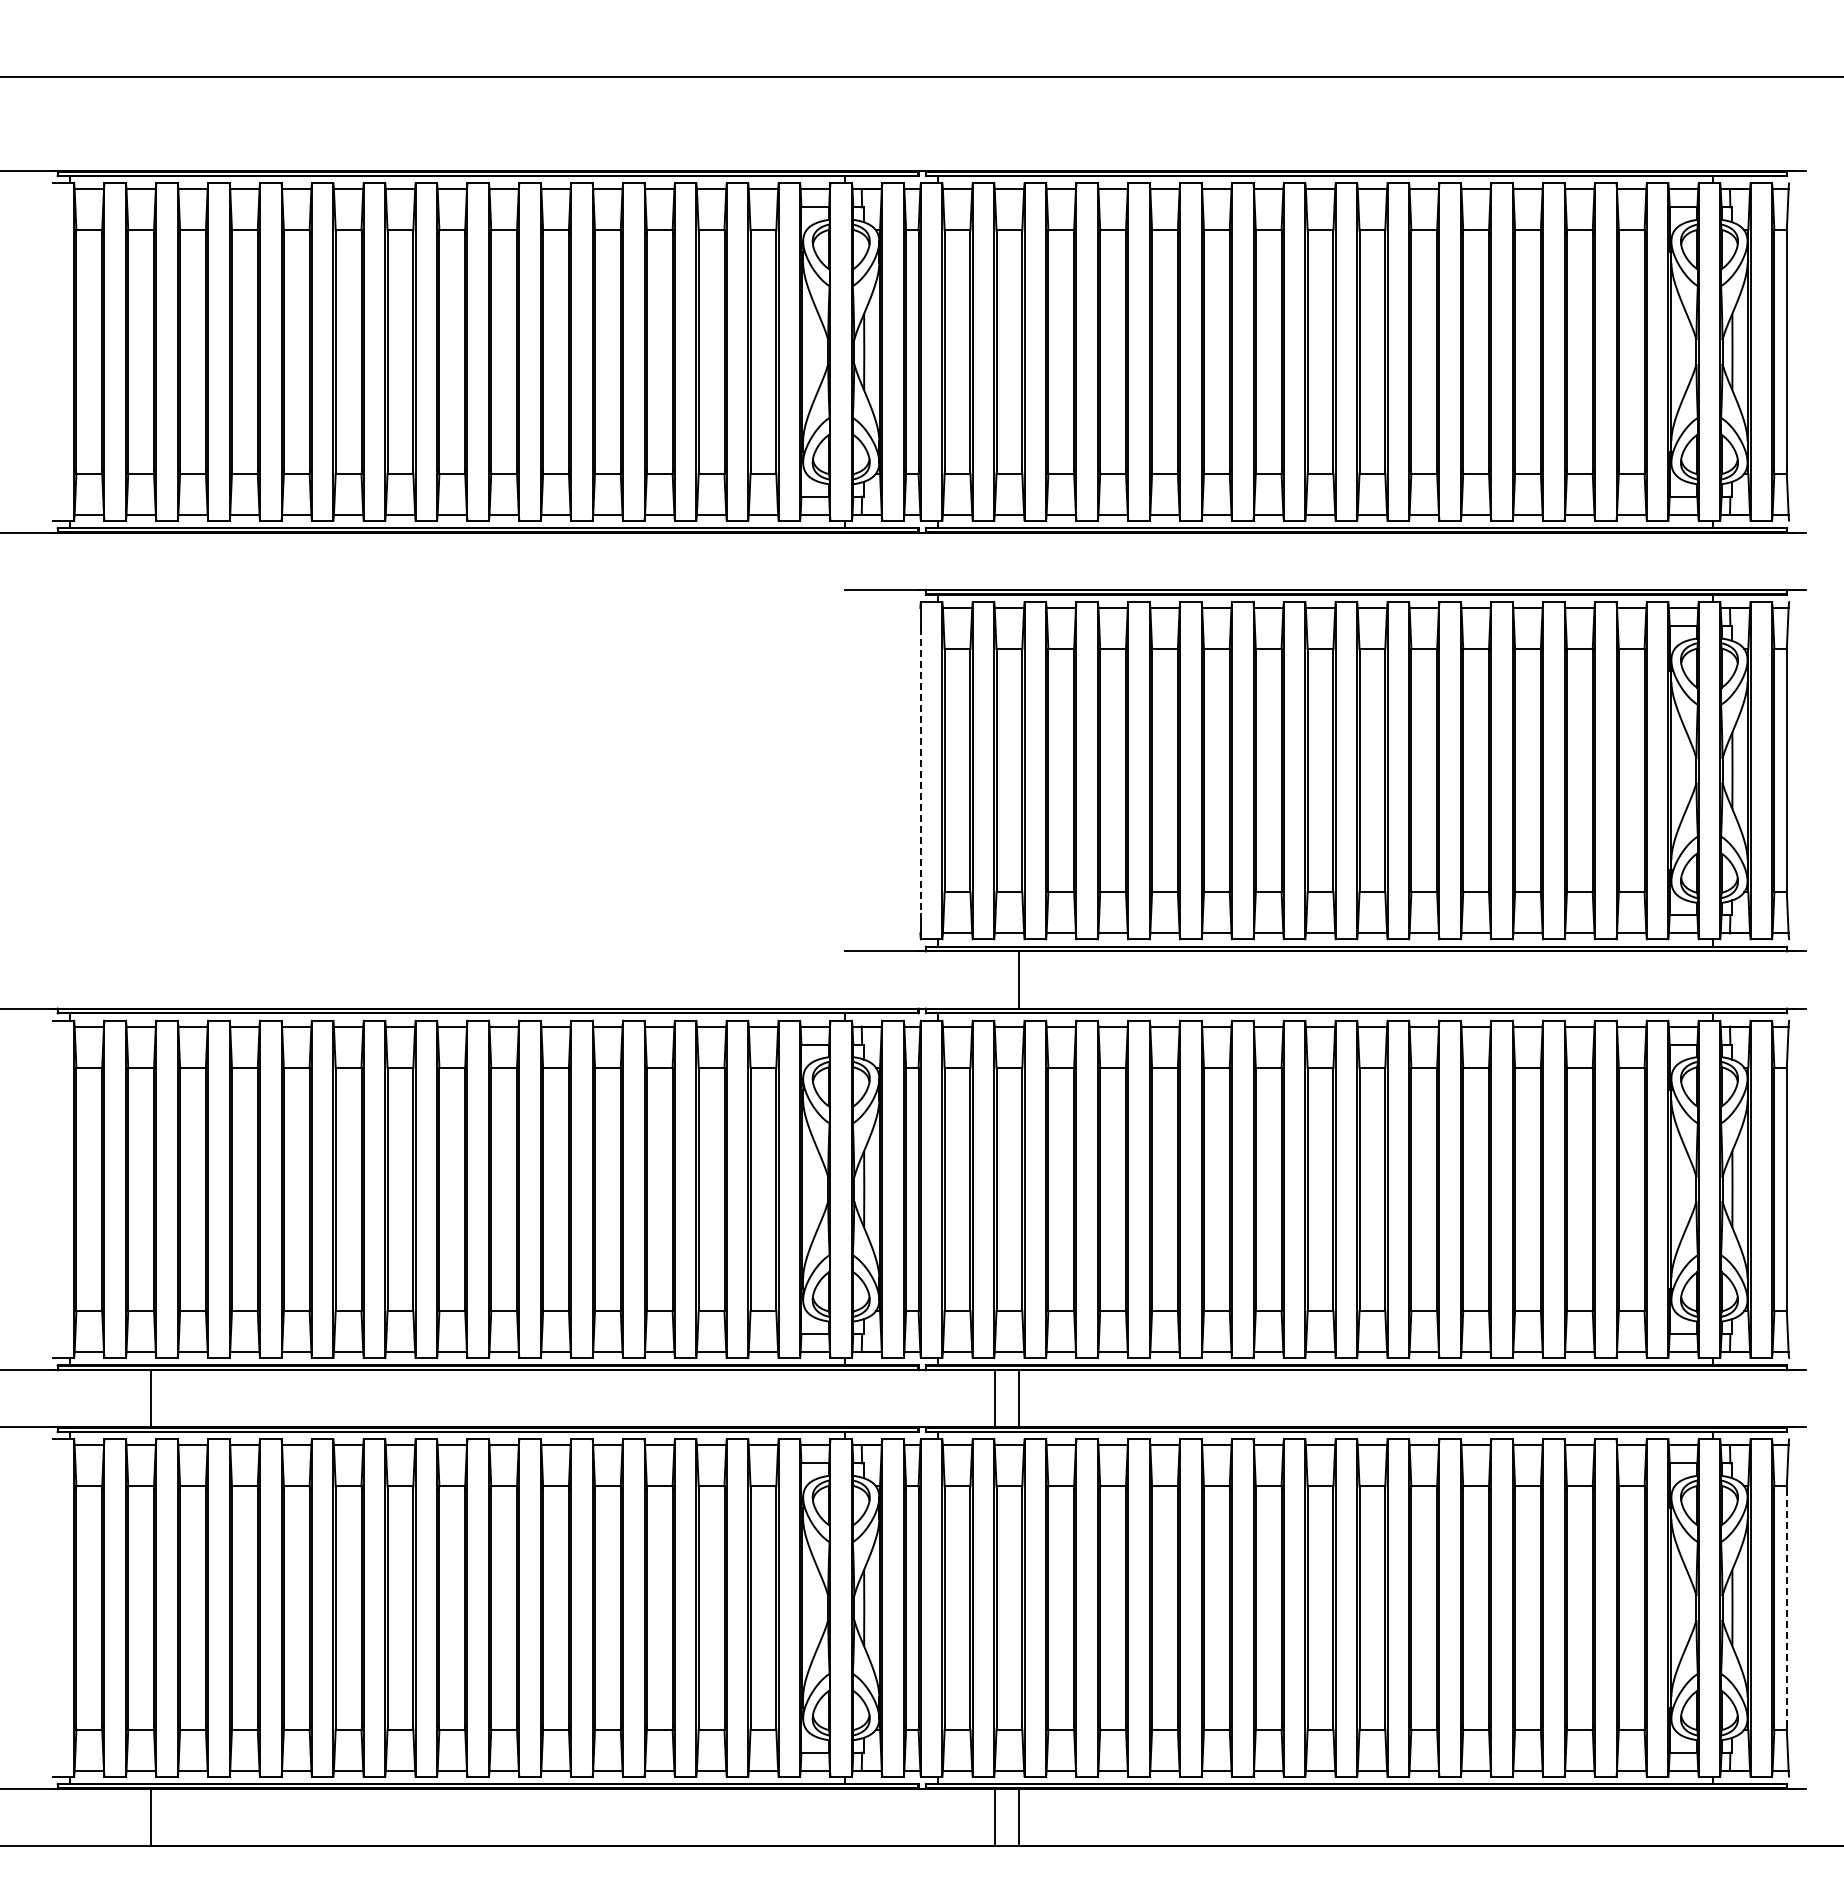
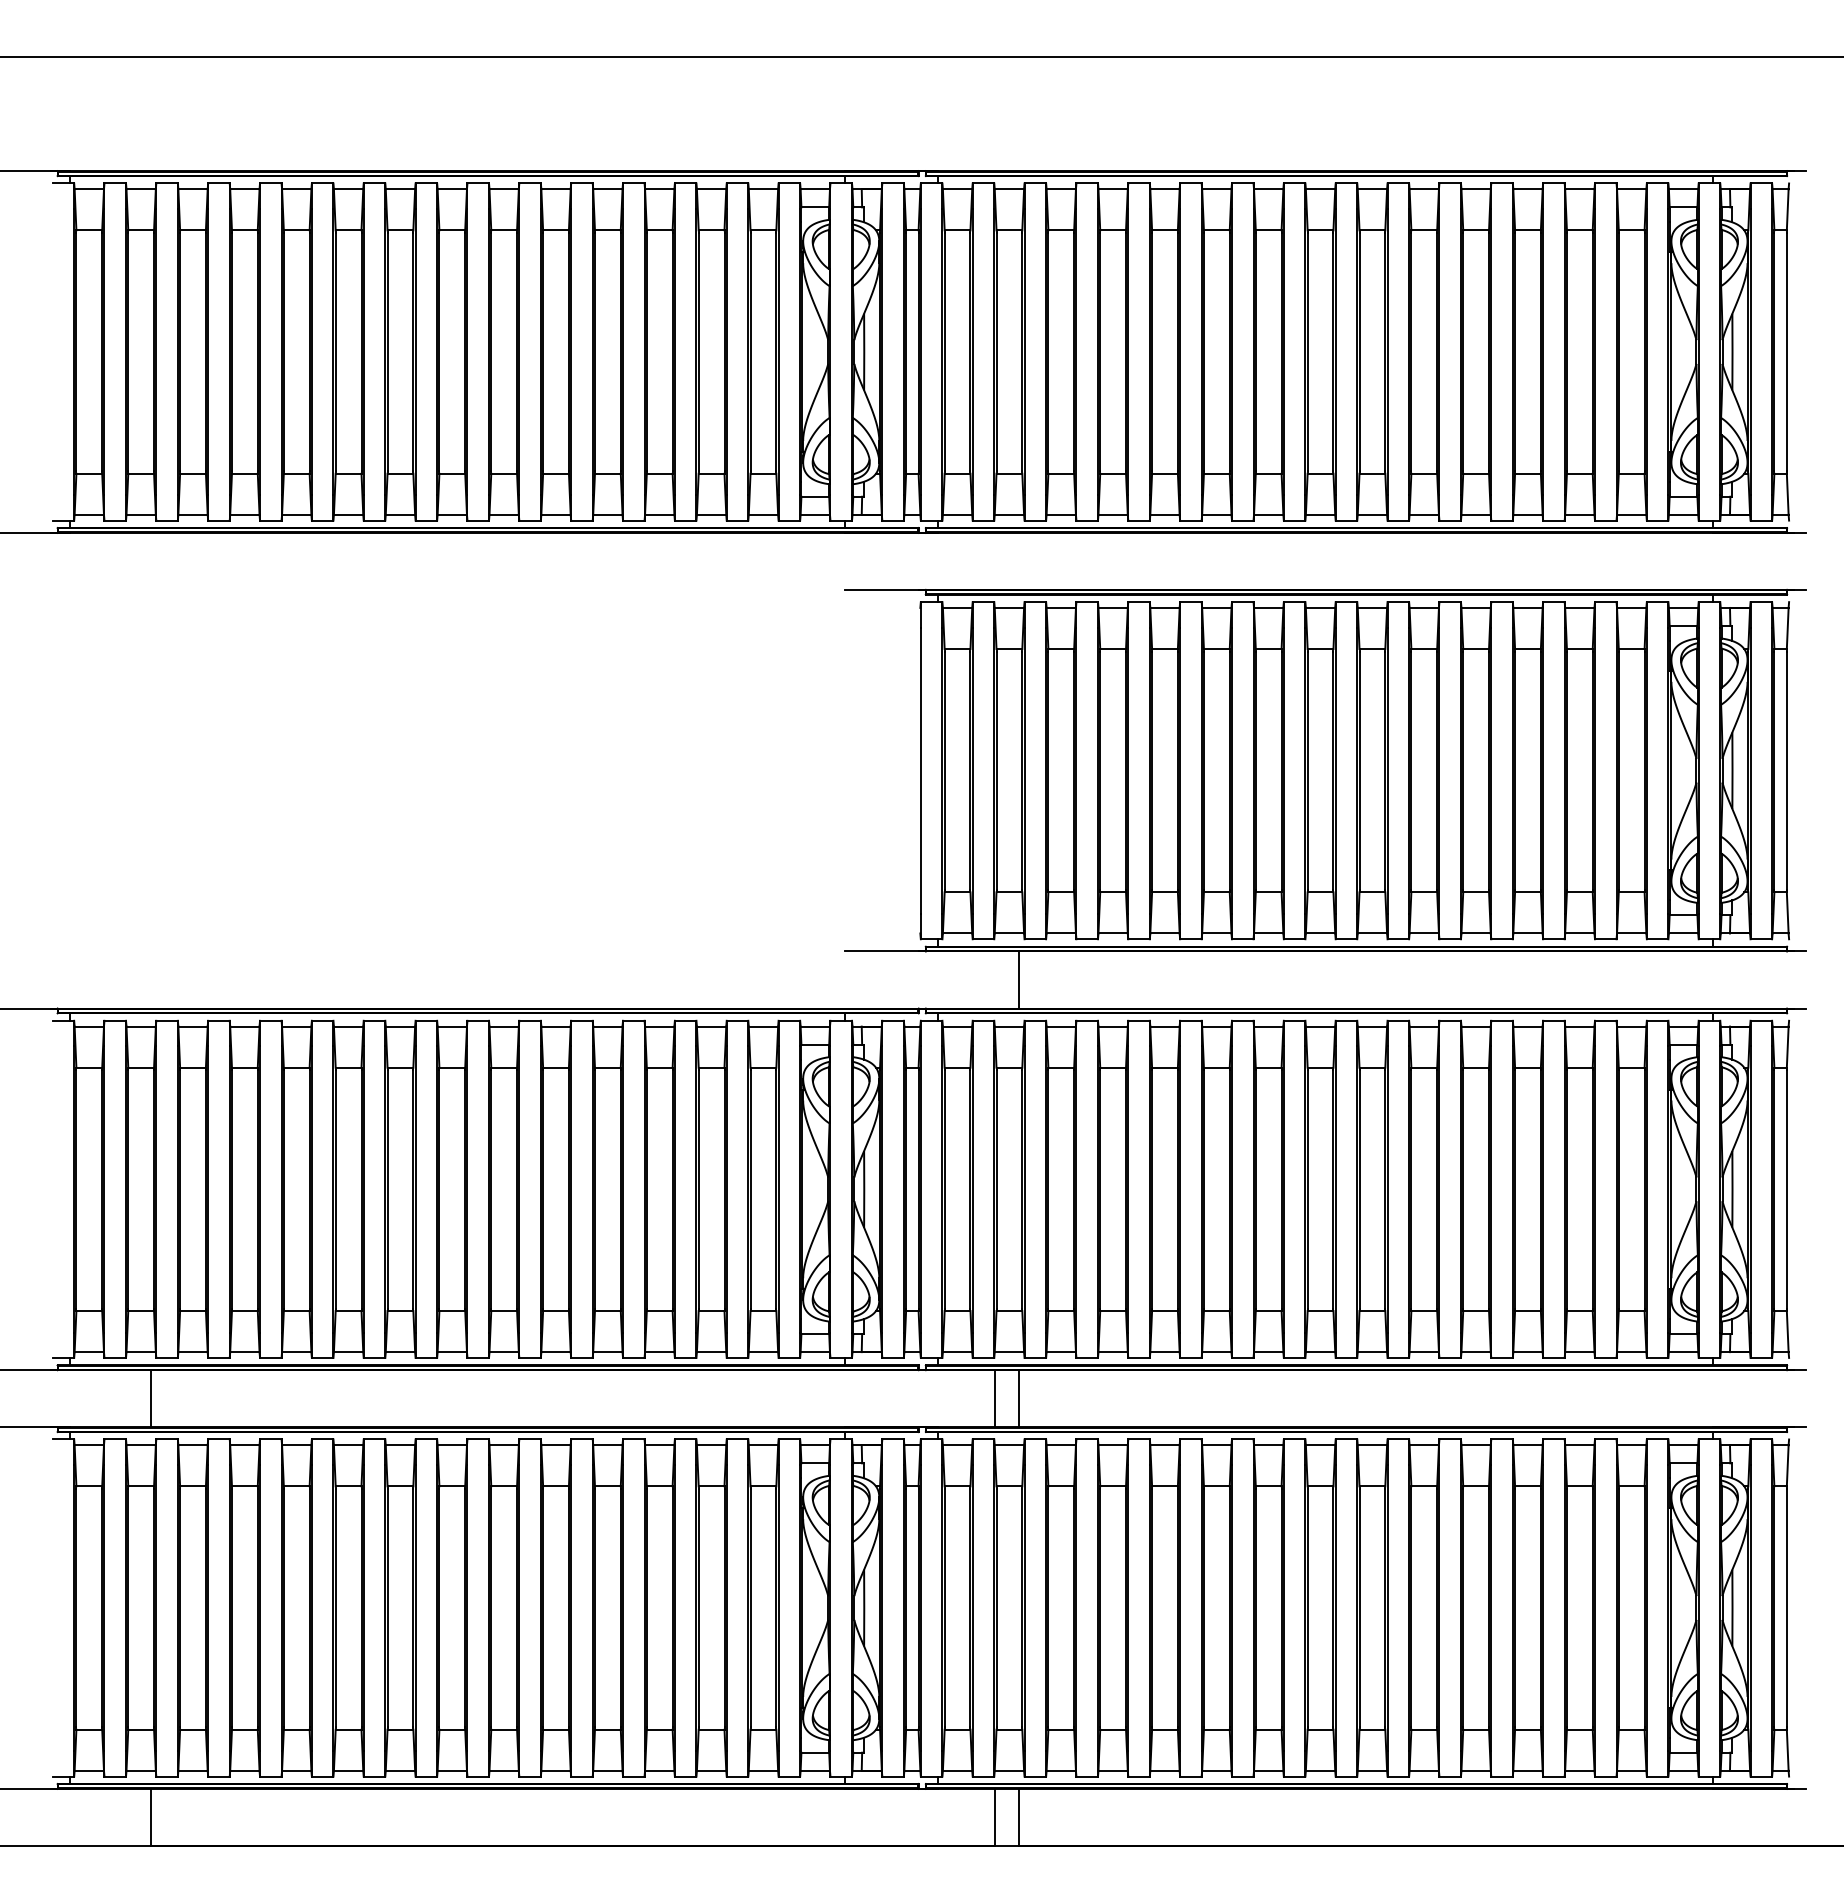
line position: (921, 77) -> (921, 57) (921, 57)
line: dashed -> solid (920, 771)
line: dashed -> solid (1786, 1608)
